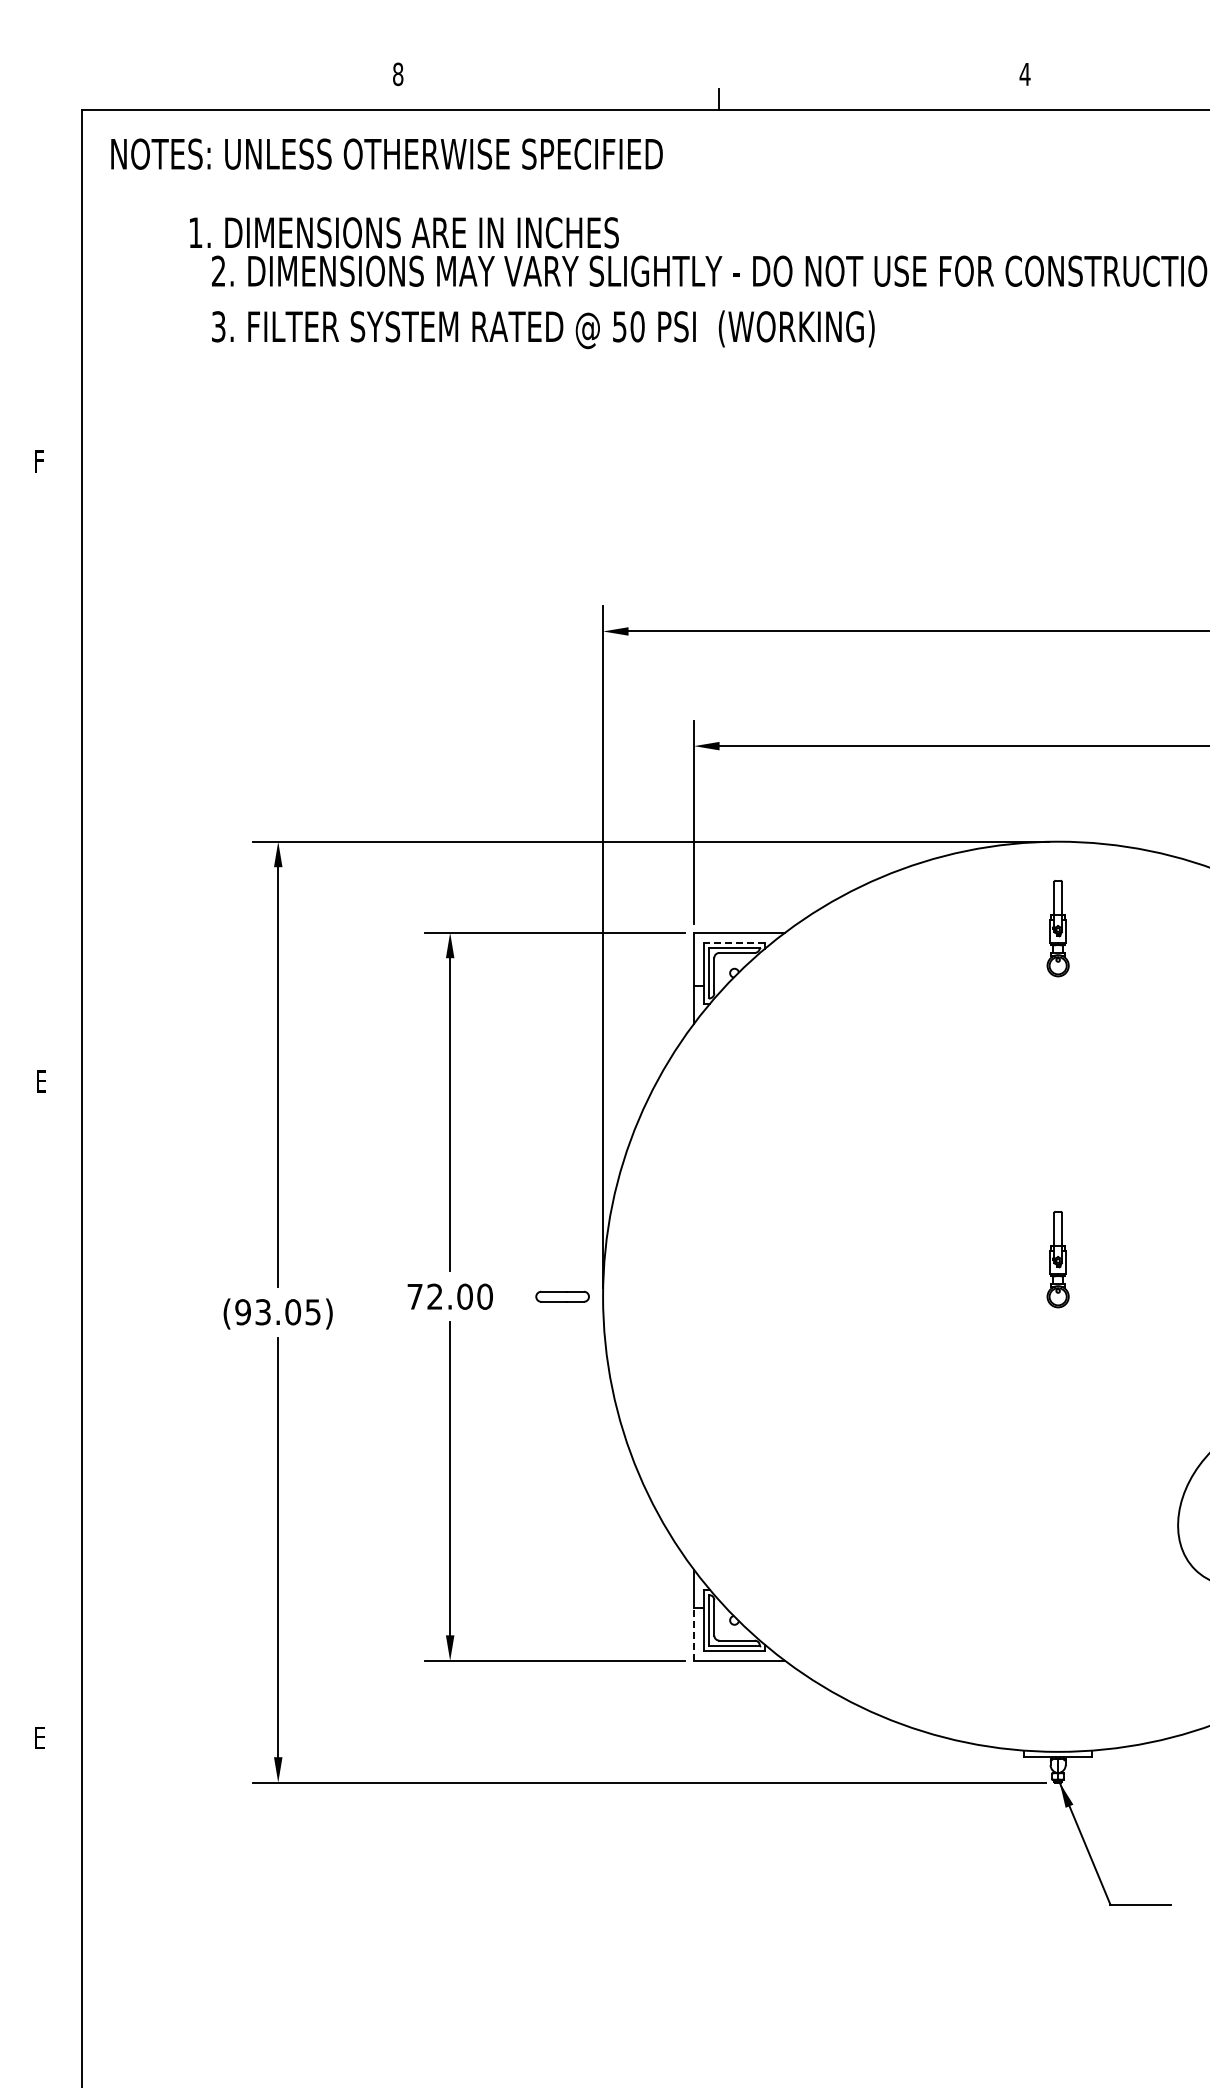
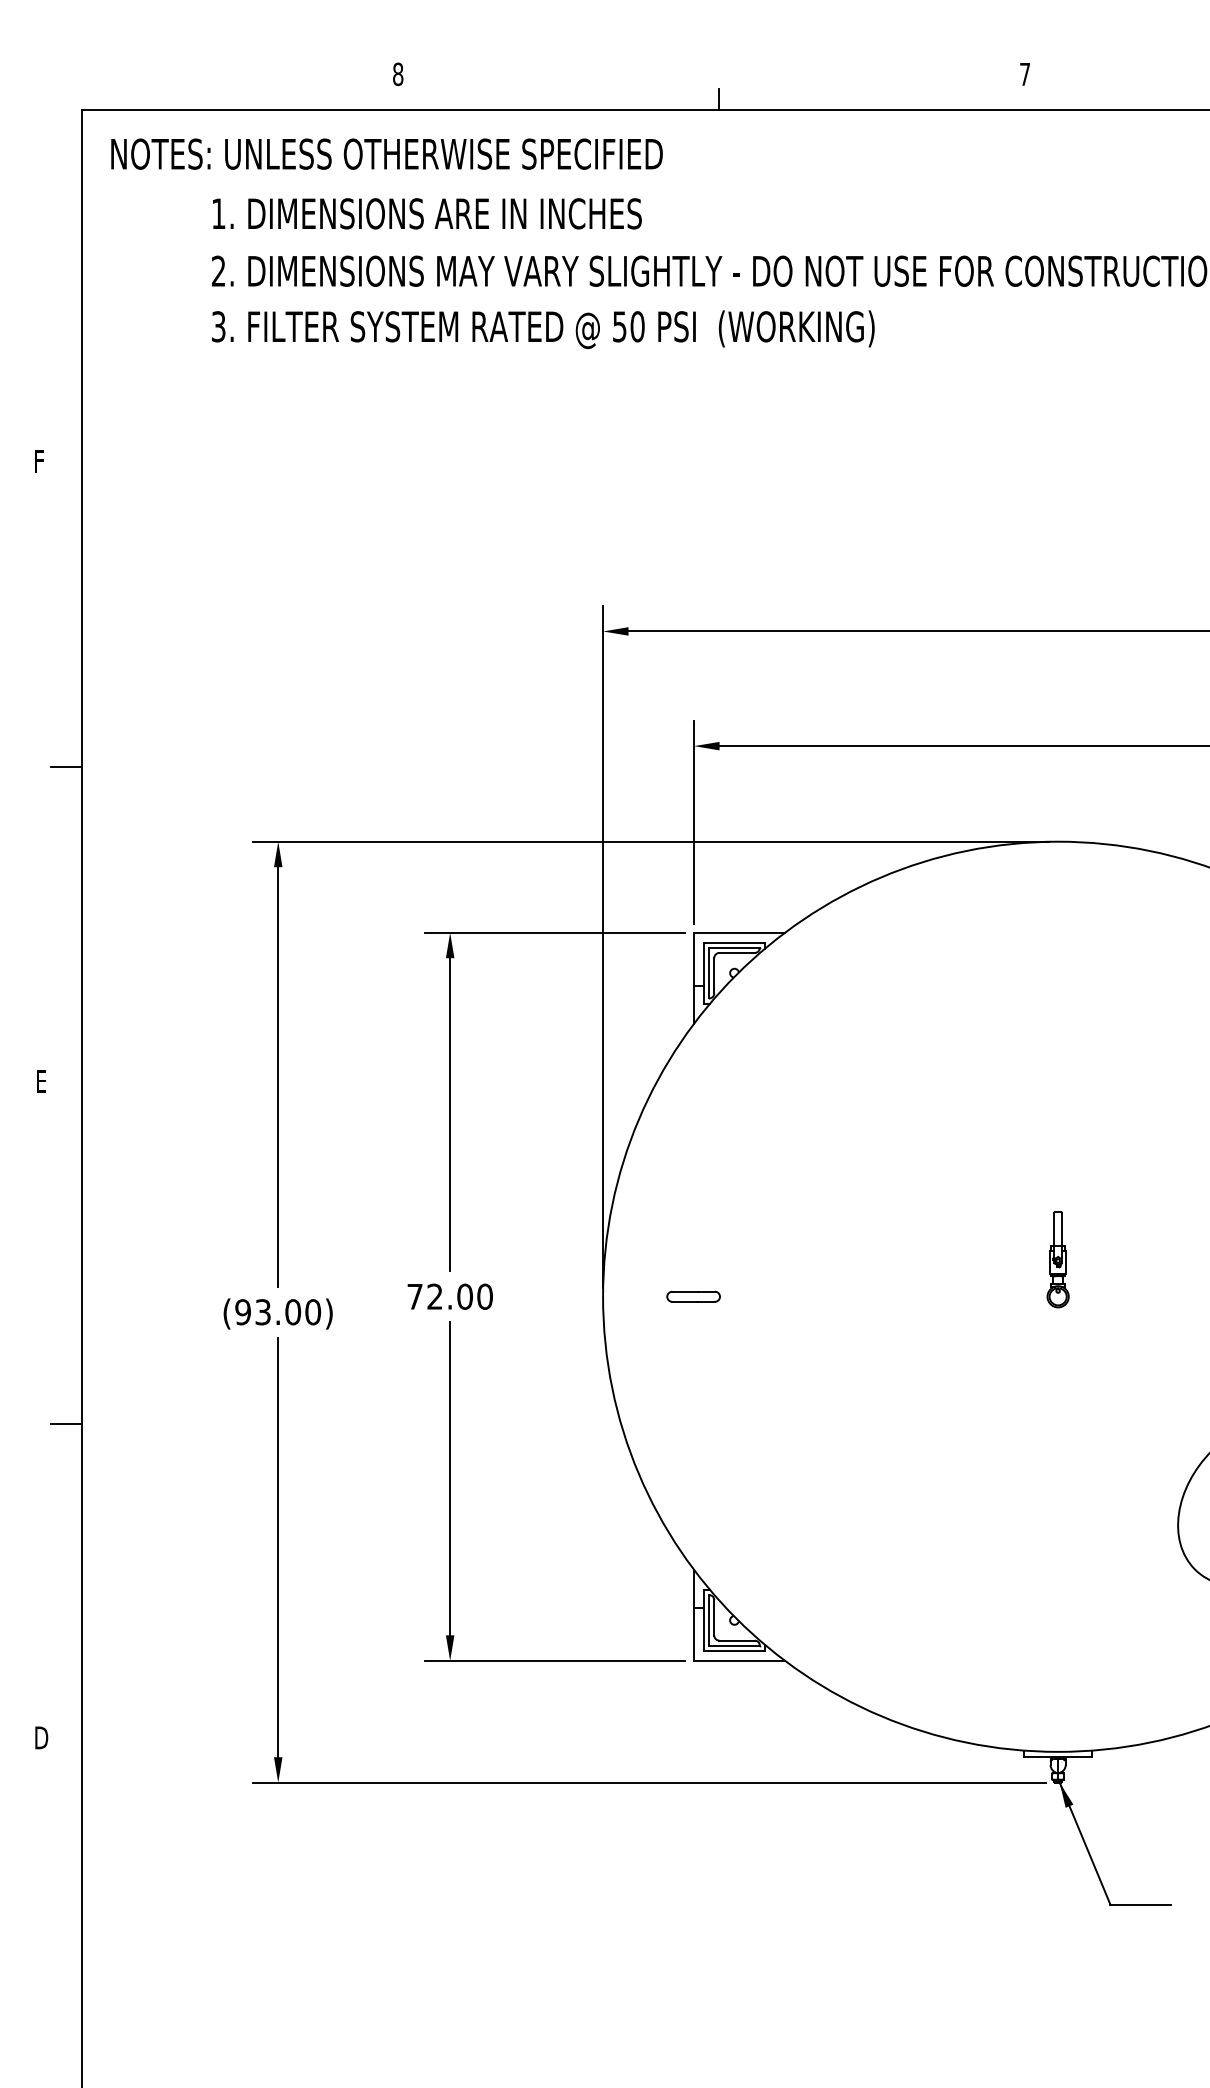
text: 4 -> 7 (1024, 74)
text position: (404, 232) -> (427, 213) (427, 213)
line: none -> present (66, 767)
part: present -> none (1057, 928)
line: dashed -> solid (734, 942)
part position: (562, 1296) -> (693, 1296) (693, 1296)
text: (93.05) -> (93.00) (313, 1312)
line: none -> present (66, 1424)
line: dashed -> solid (694, 1634)
text: E -> D (41, 1737)
